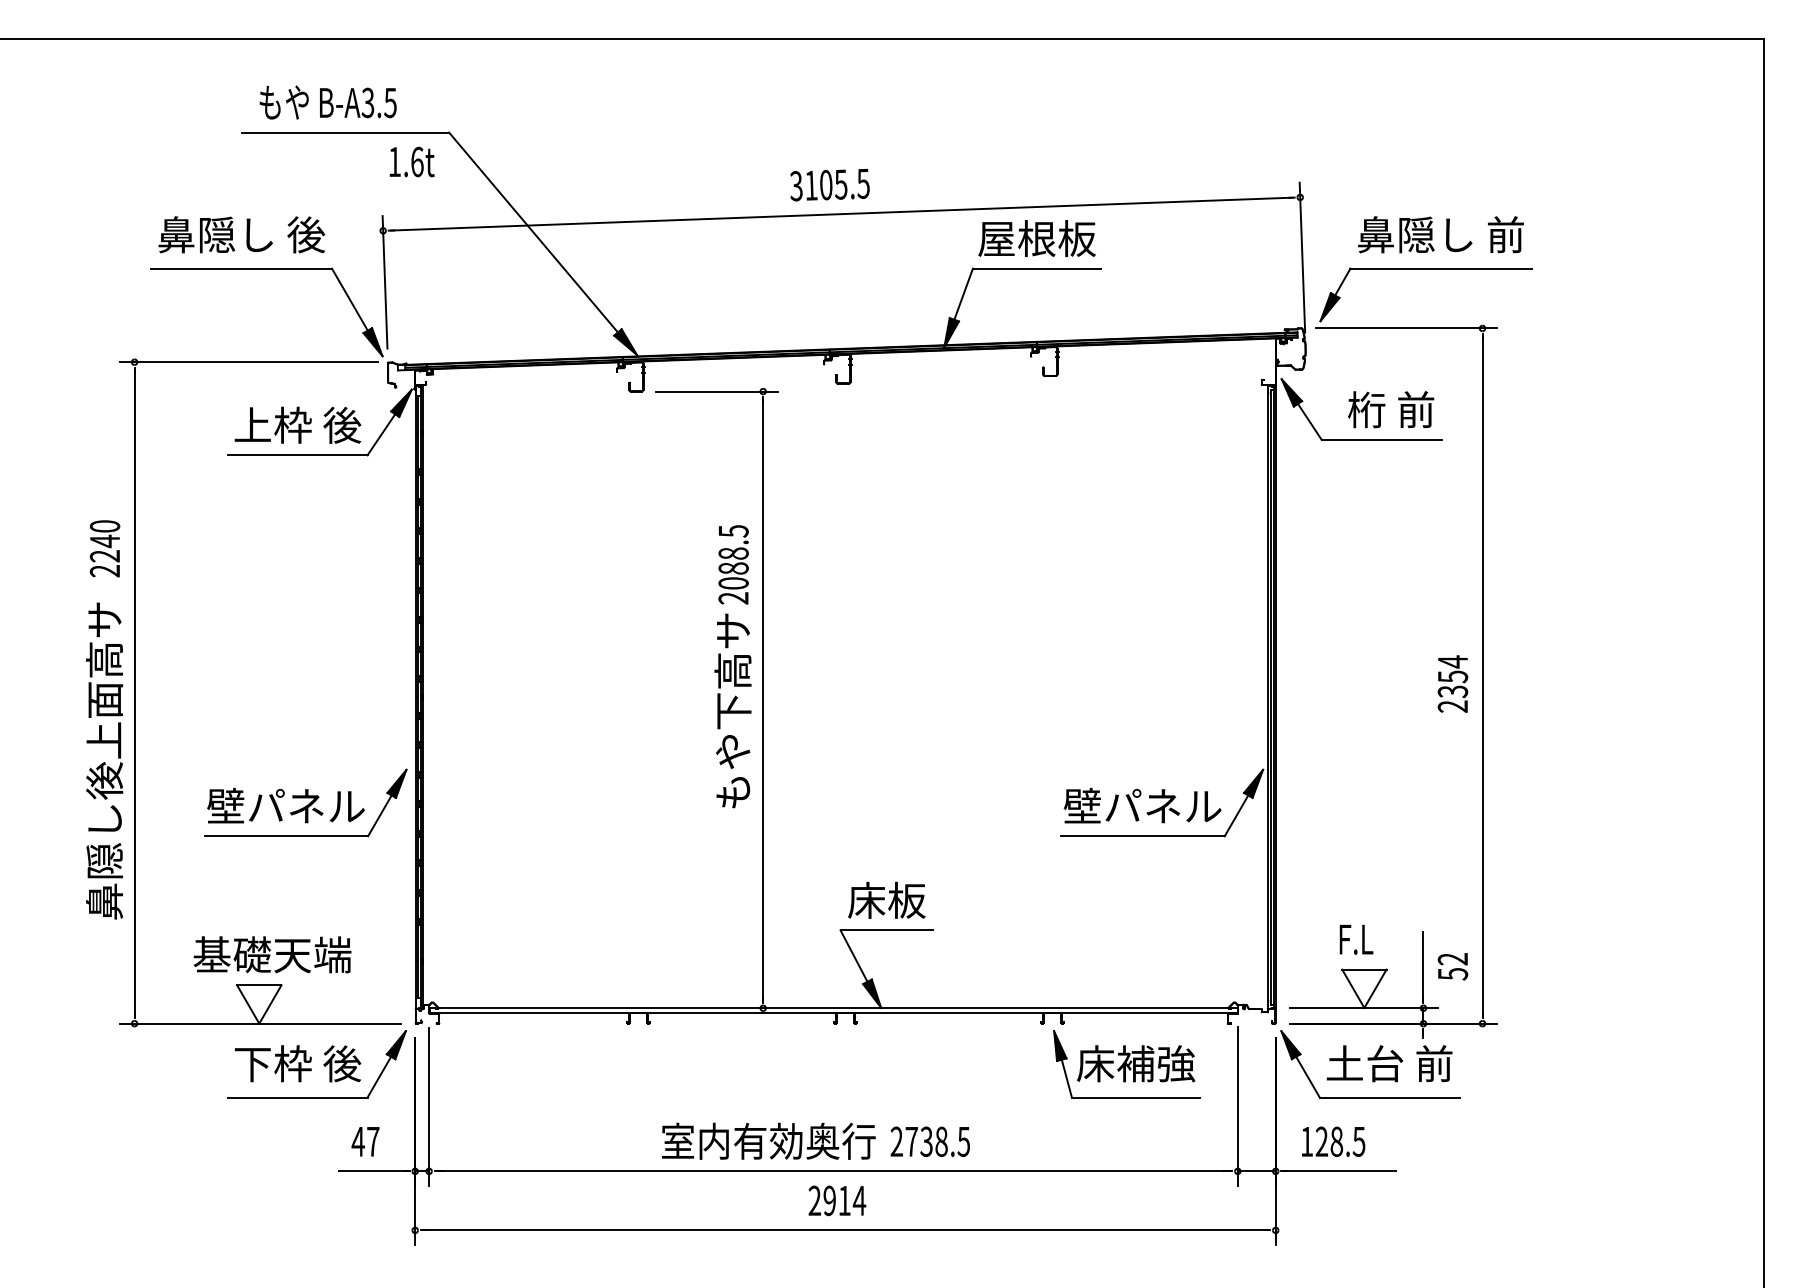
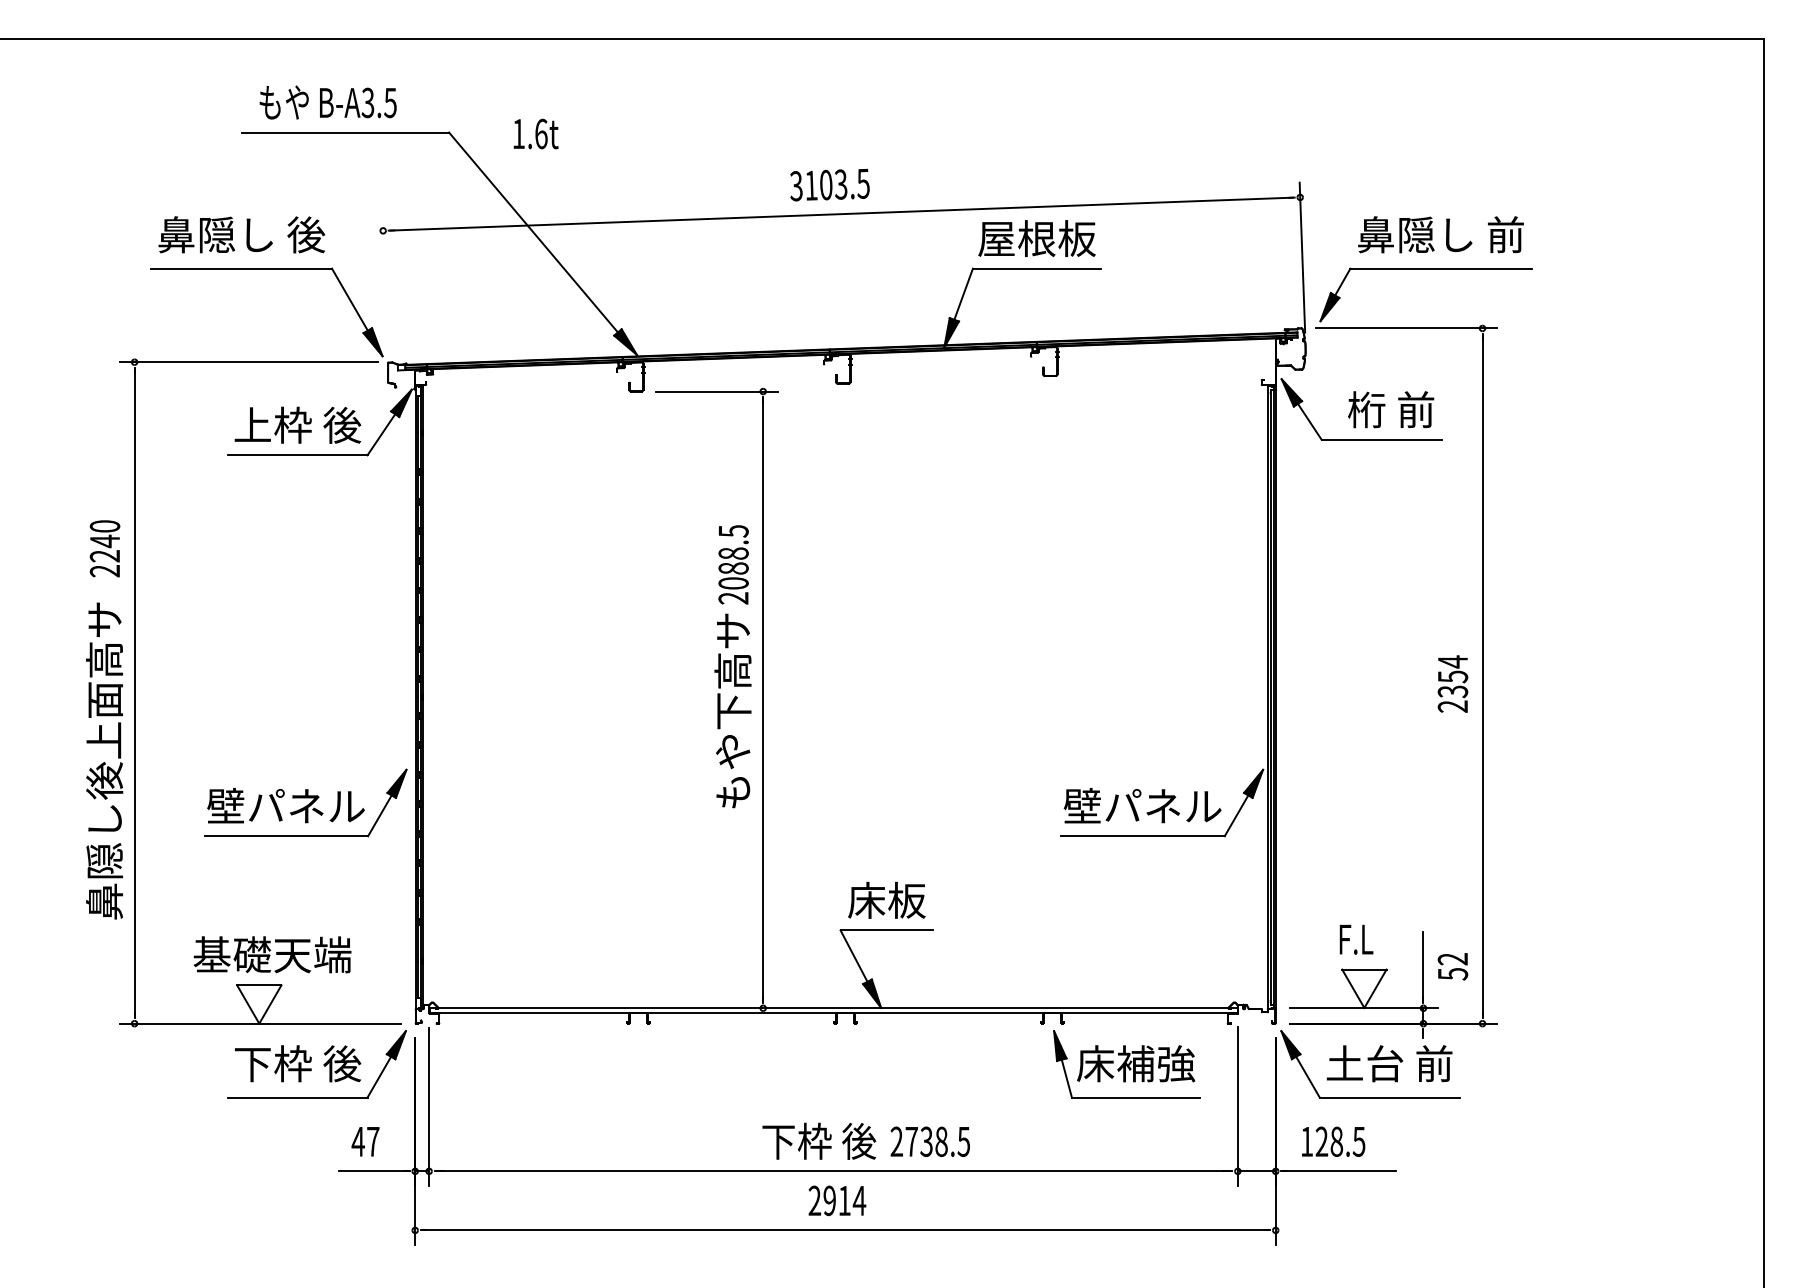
text position: (411, 161) -> (535, 133) (535, 133)
text: 3105.5 -> 3103.5 (841, 184)
line: present -> none (384, 282)
text: 室内有効奥行 -> 下枠 後 (769, 1140)
